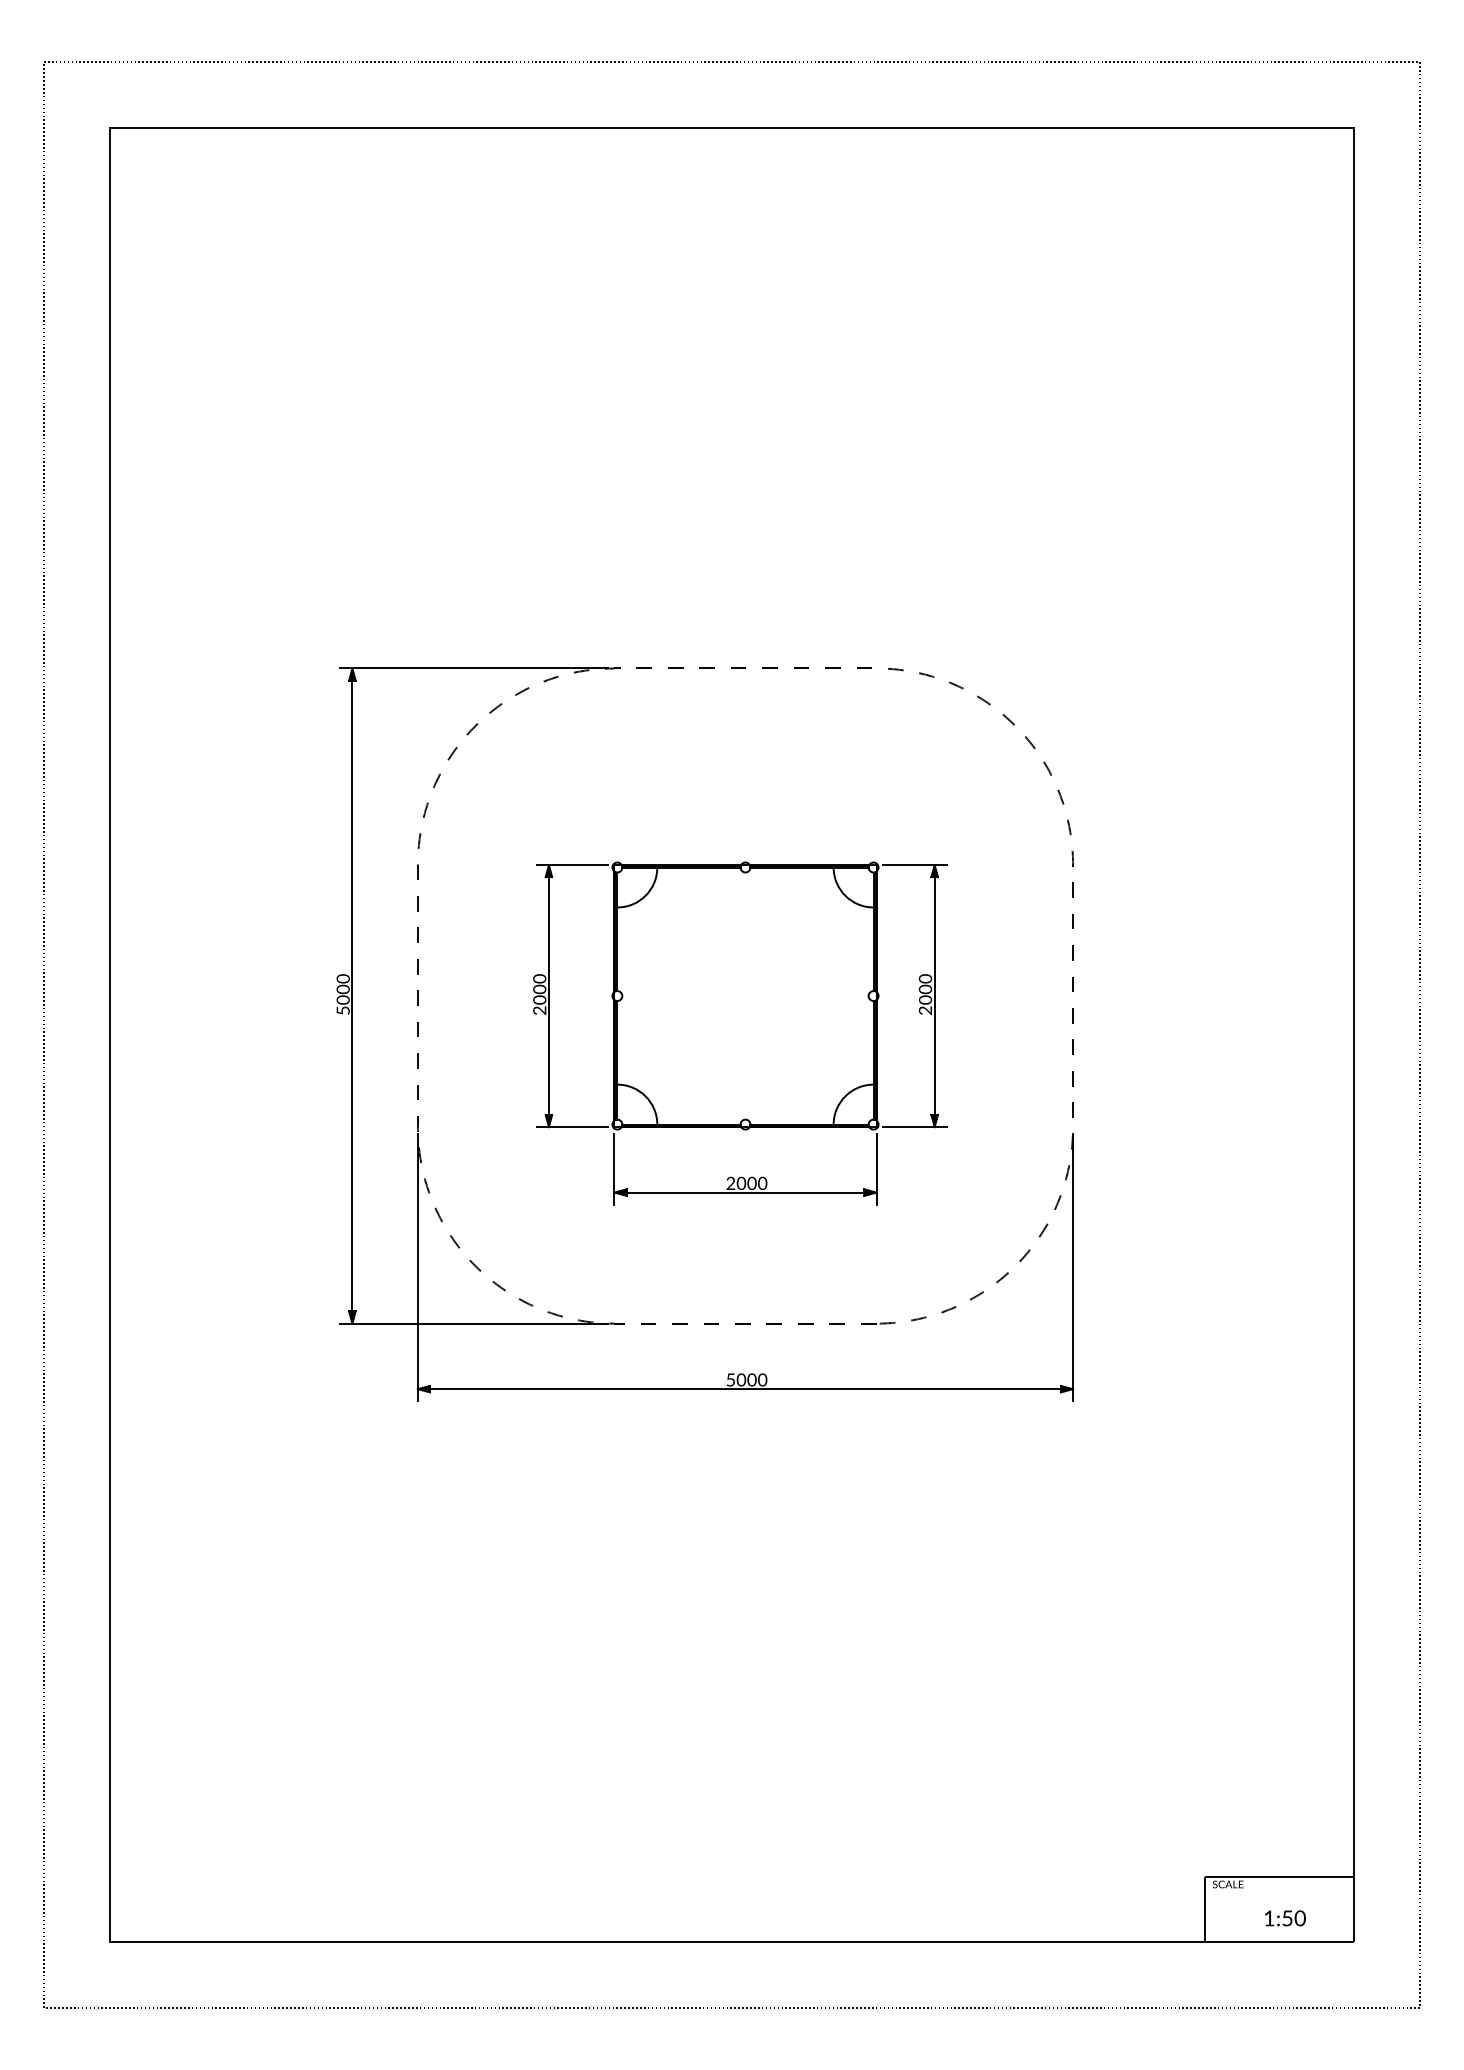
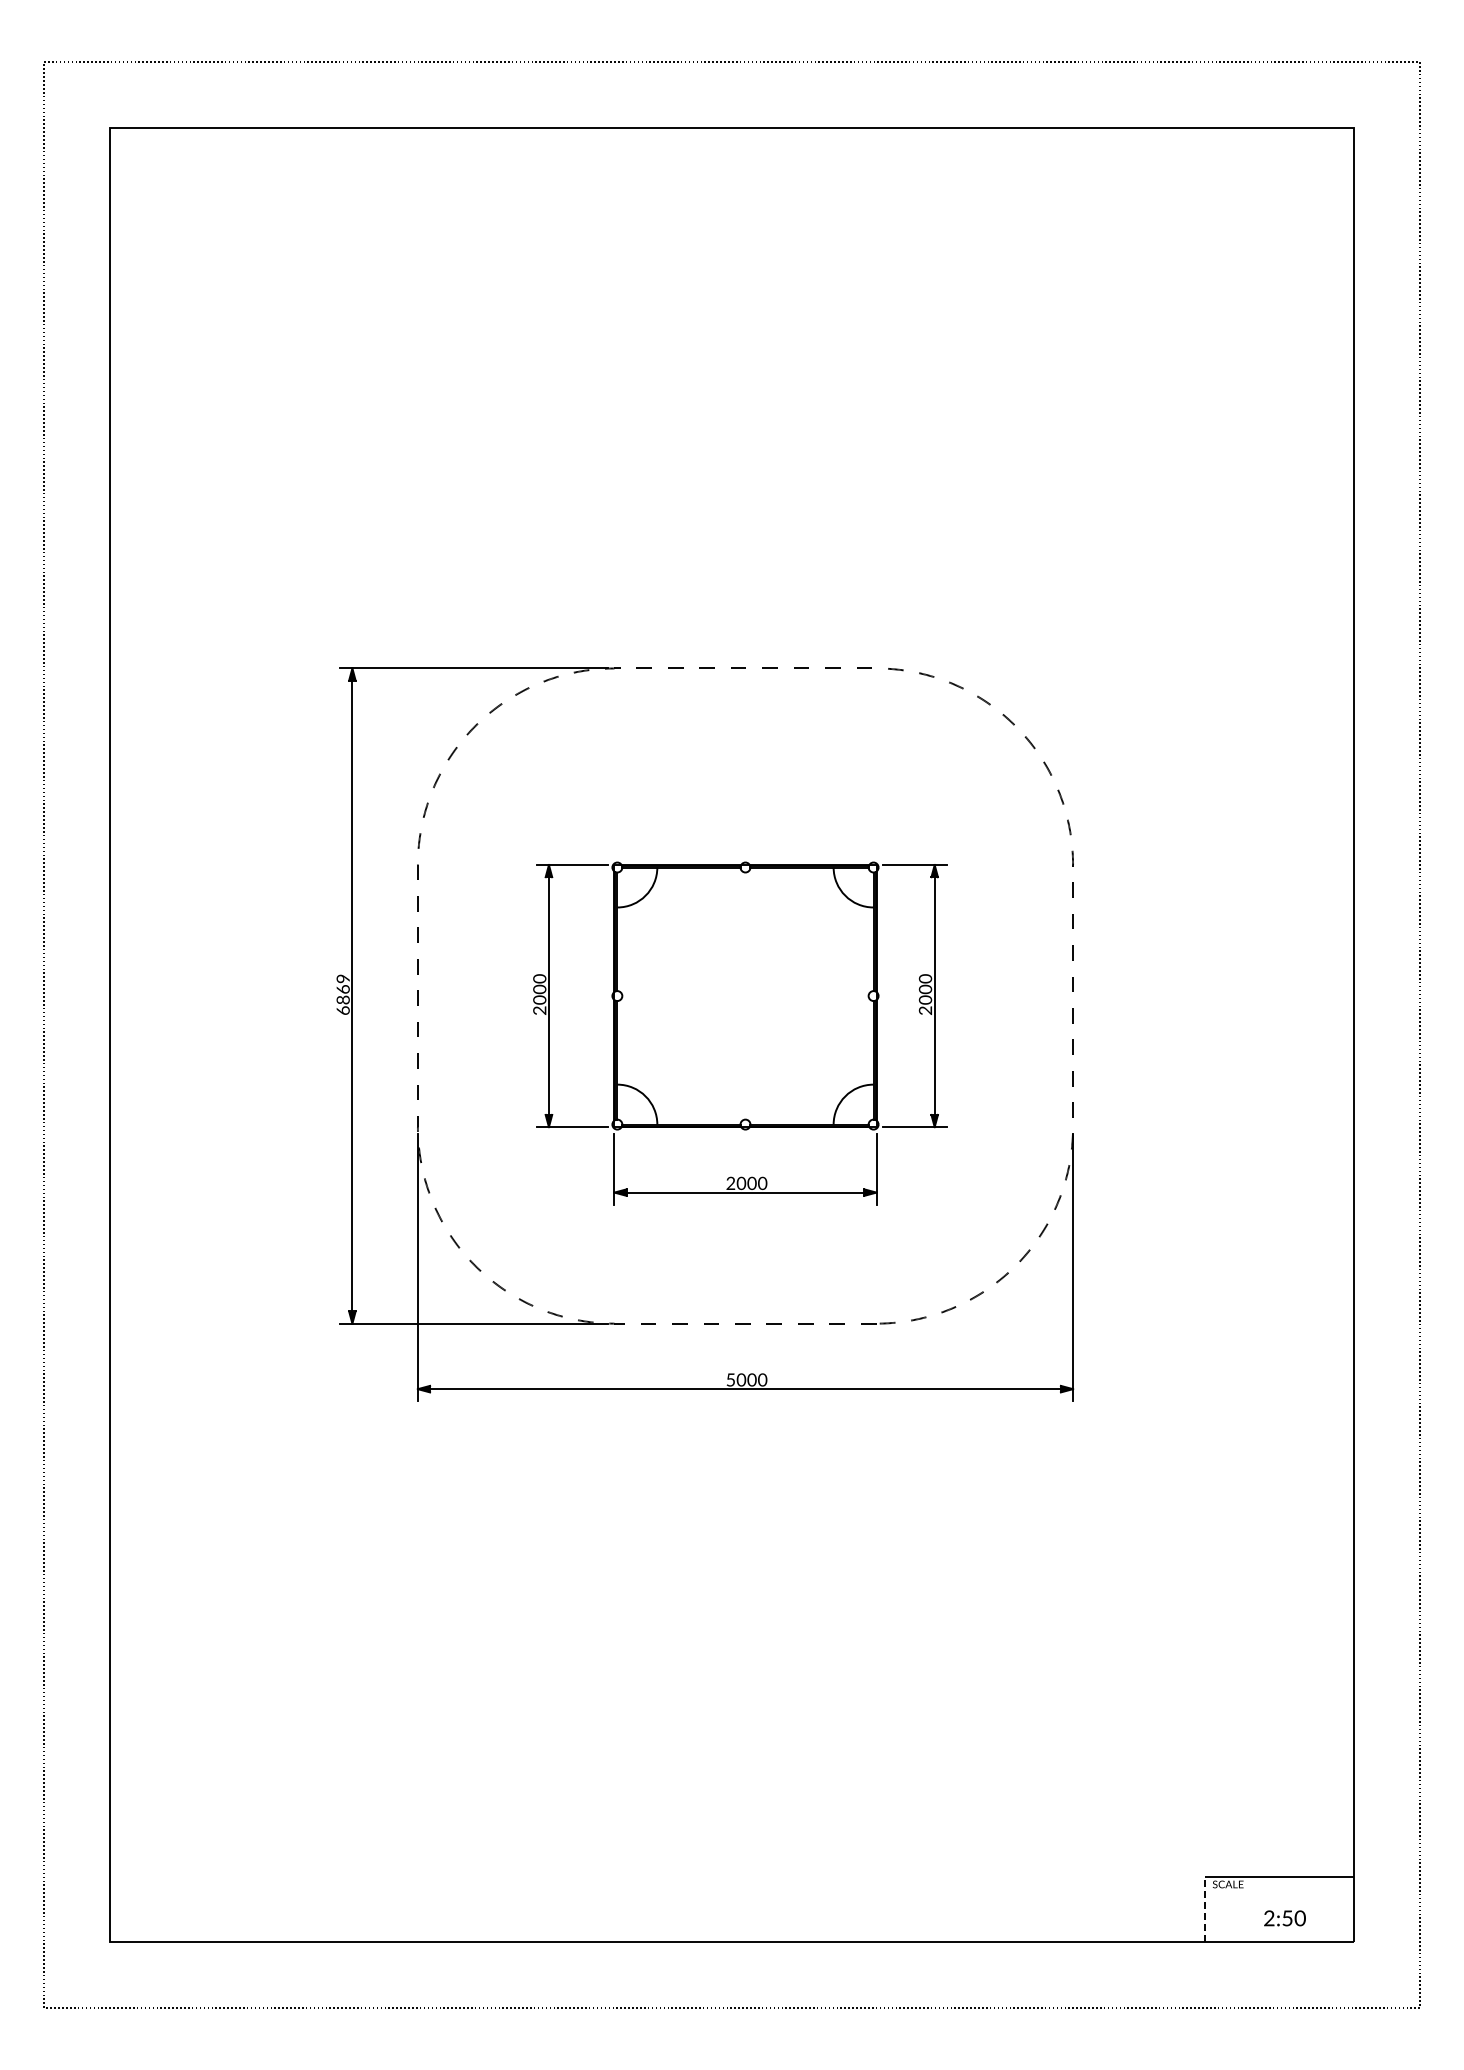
text: 5000 -> 6869 (342, 994)
line: solid -> dashed (1204, 1909)
text: 1:50 -> 2:50 (1269, 1918)
